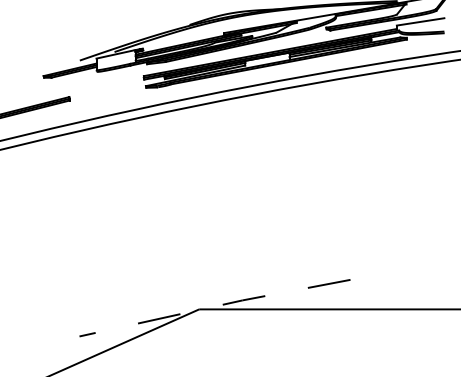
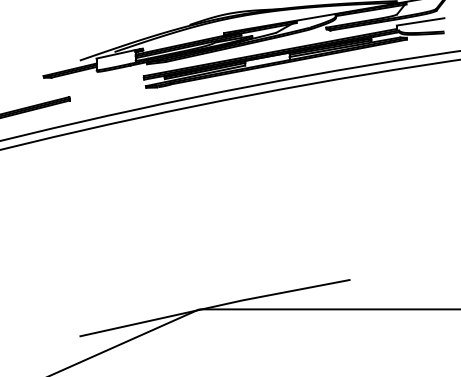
line: dashed -> solid (214, 306)
